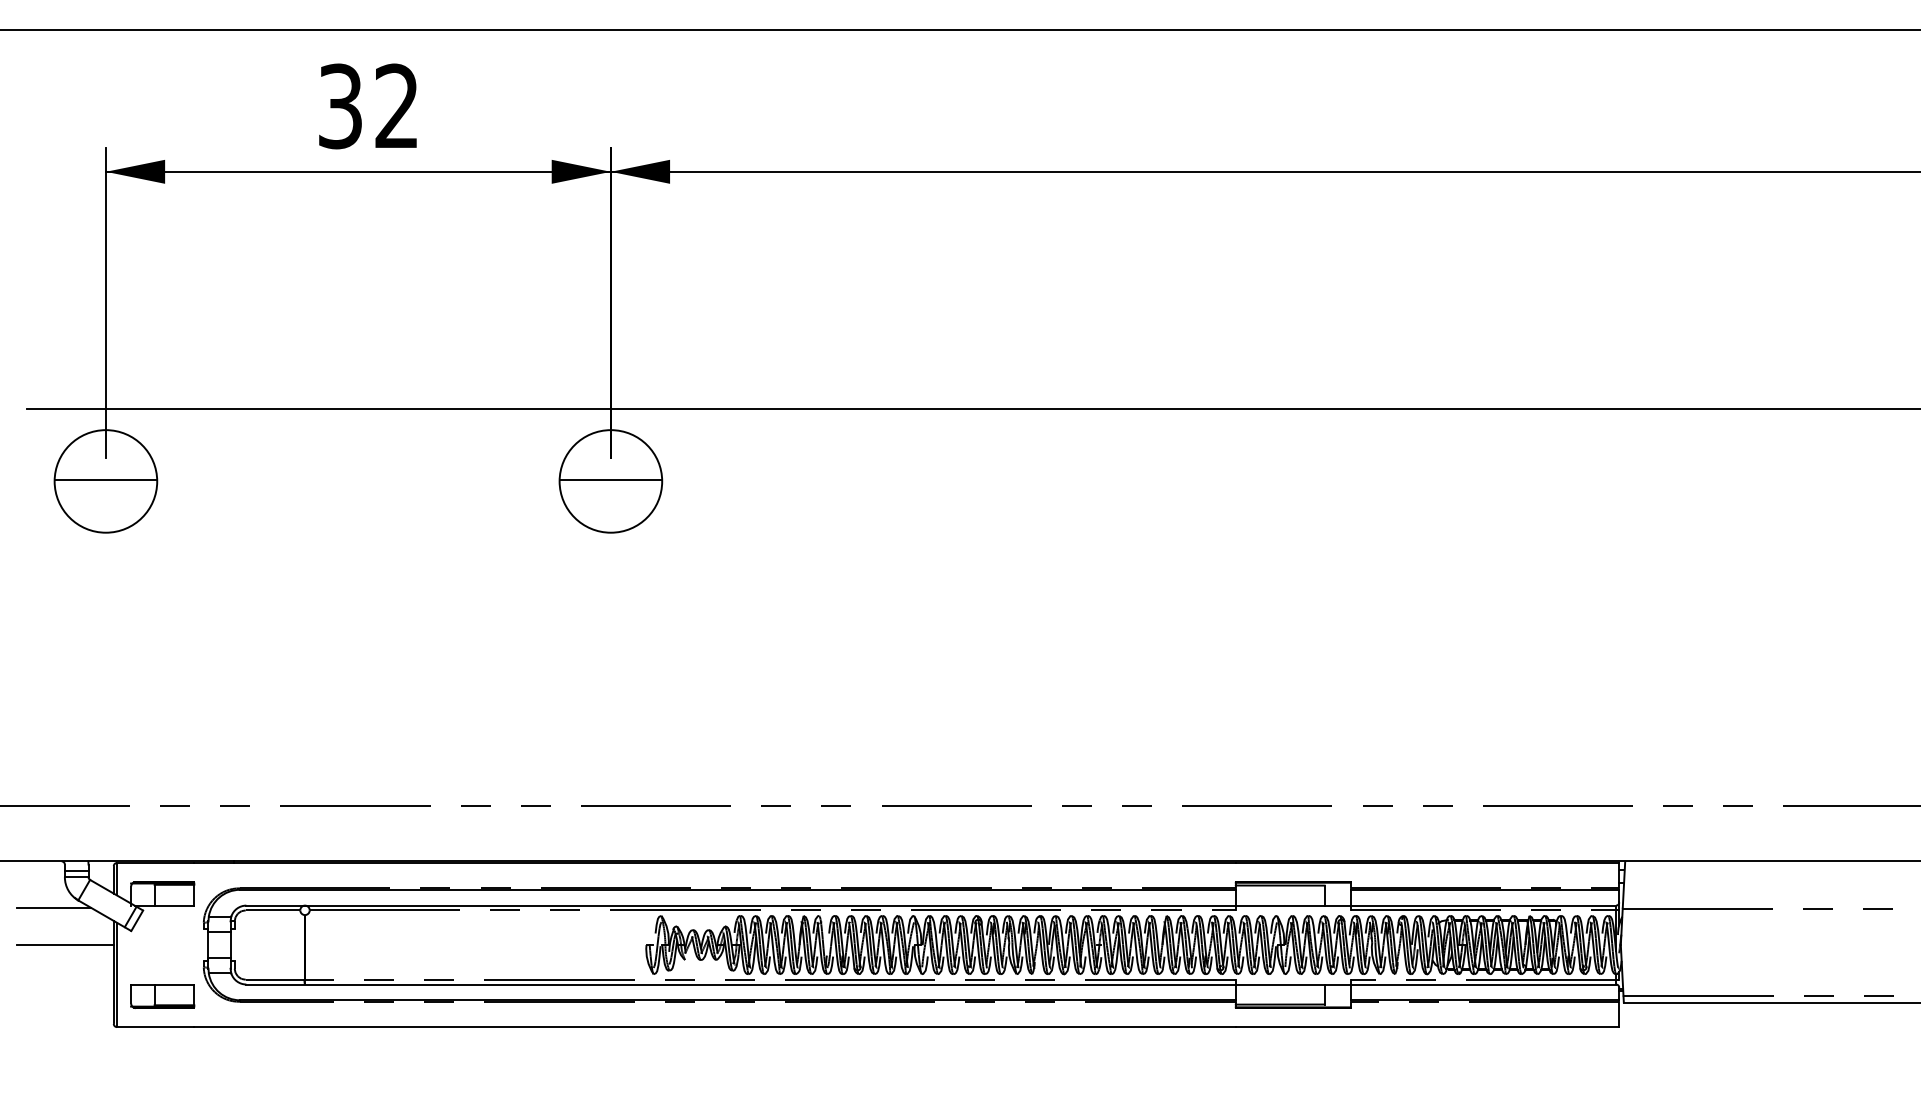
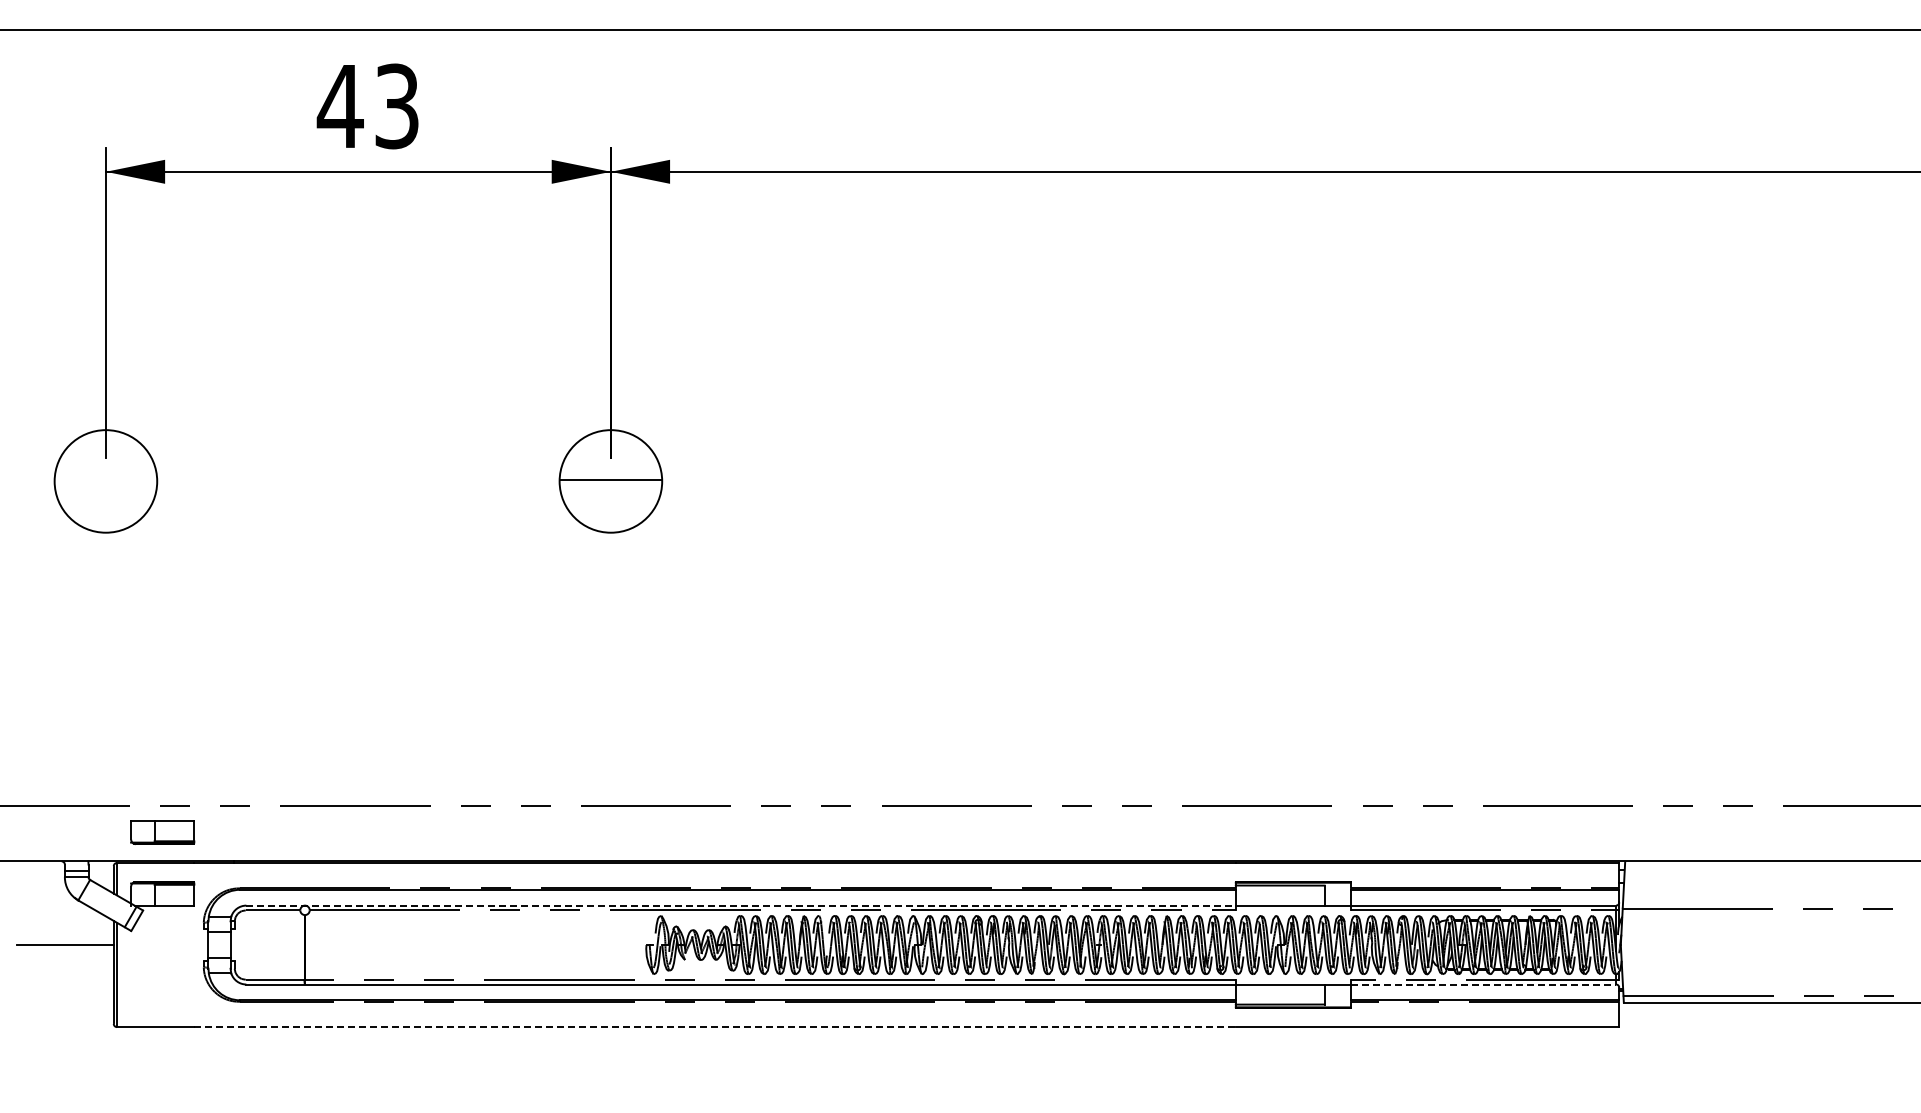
text: 32 -> 43 (367, 106)
line: present -> none (972, 408)
line: present -> none (105, 479)
line: solid -> dashed (741, 905)
line: present -> none (54, 908)
line: solid -> dashed (1483, 984)
part position: (162, 996) -> (162, 832) (162, 832)
line: solid -> dashed (715, 1027)
